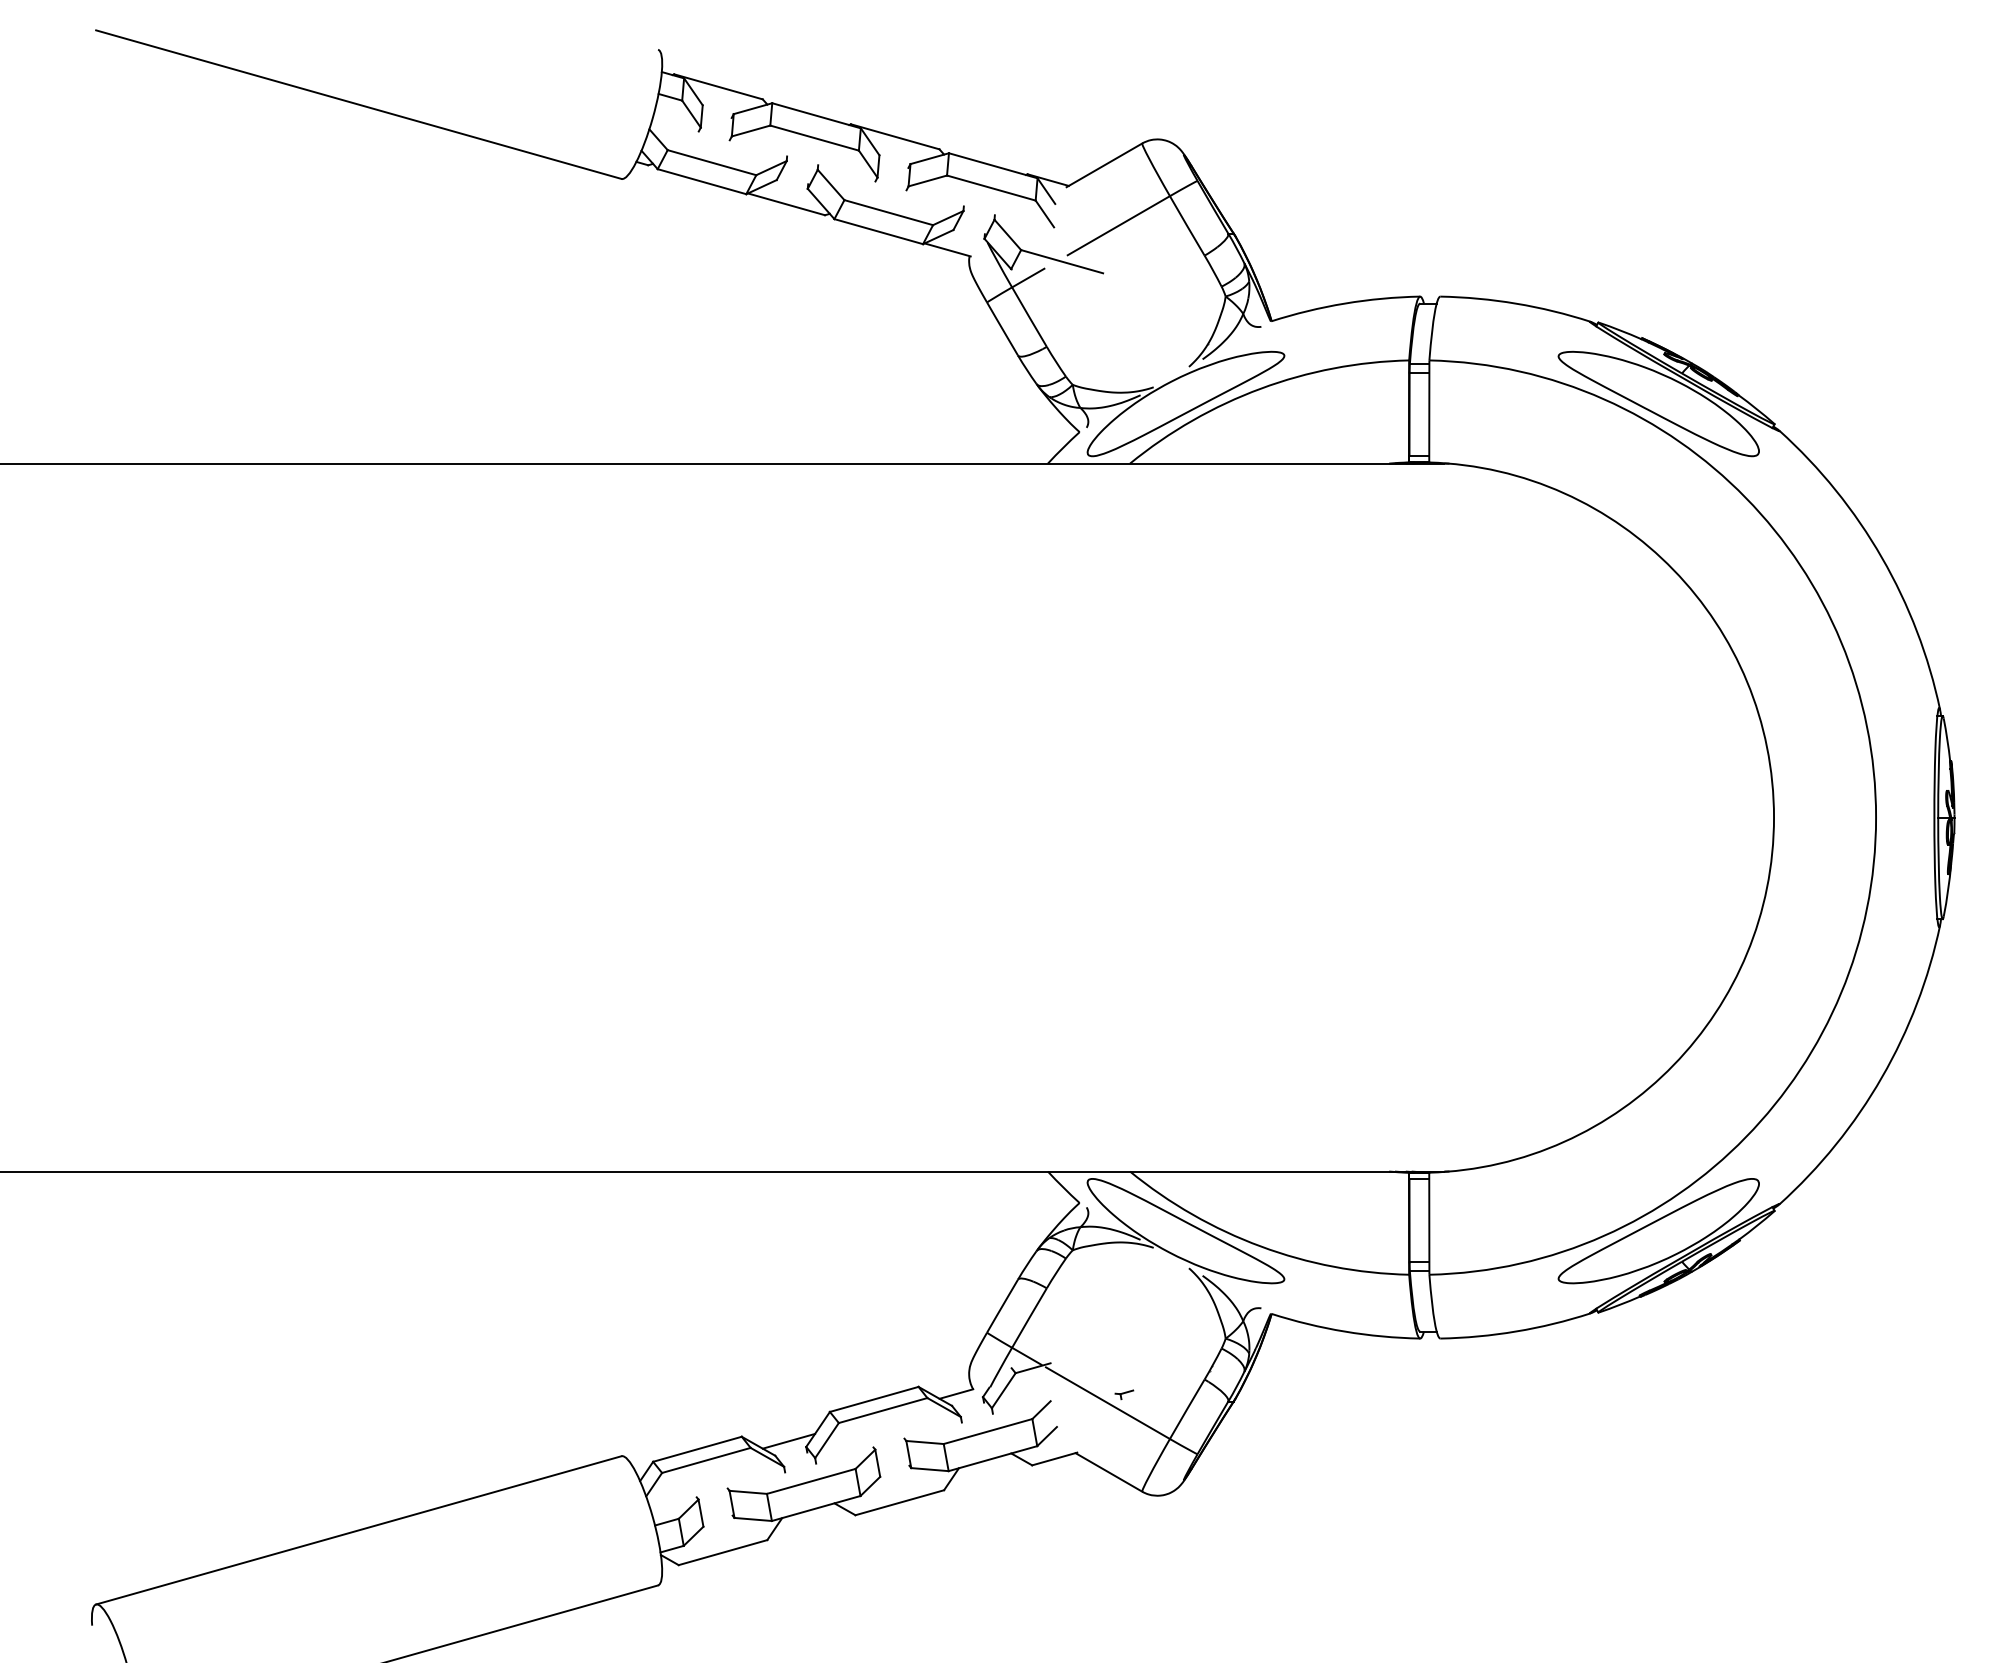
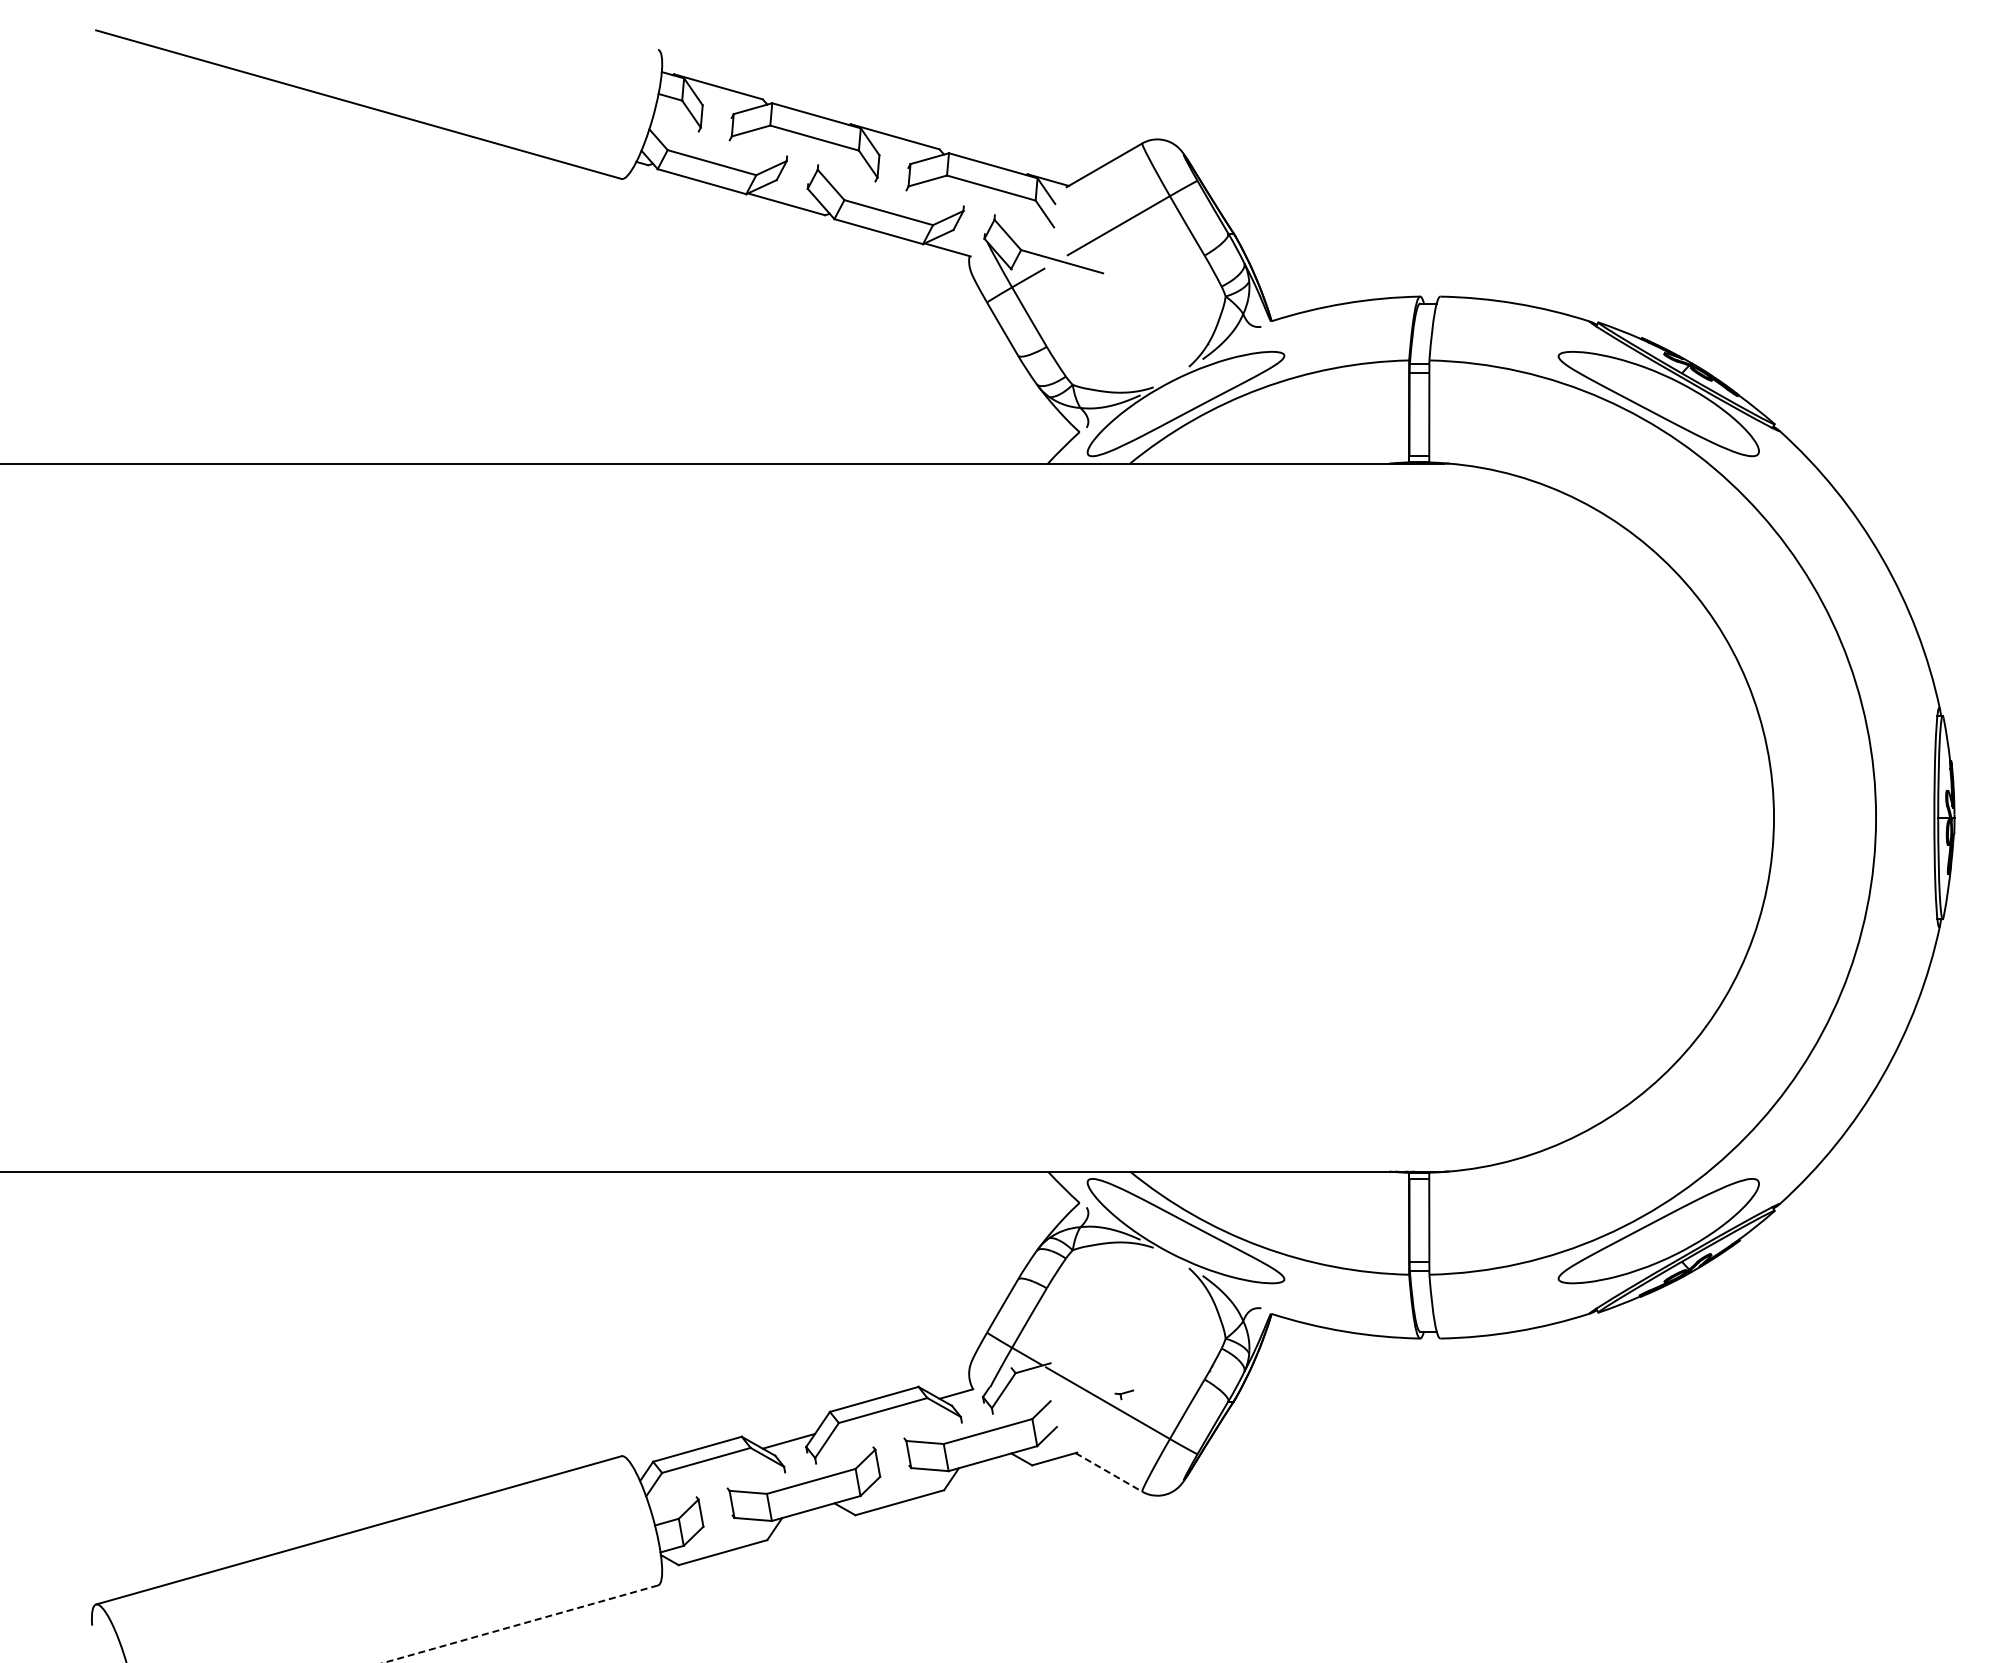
line: solid -> dashed (1109, 1472)
line: solid -> dashed (520, 1624)
